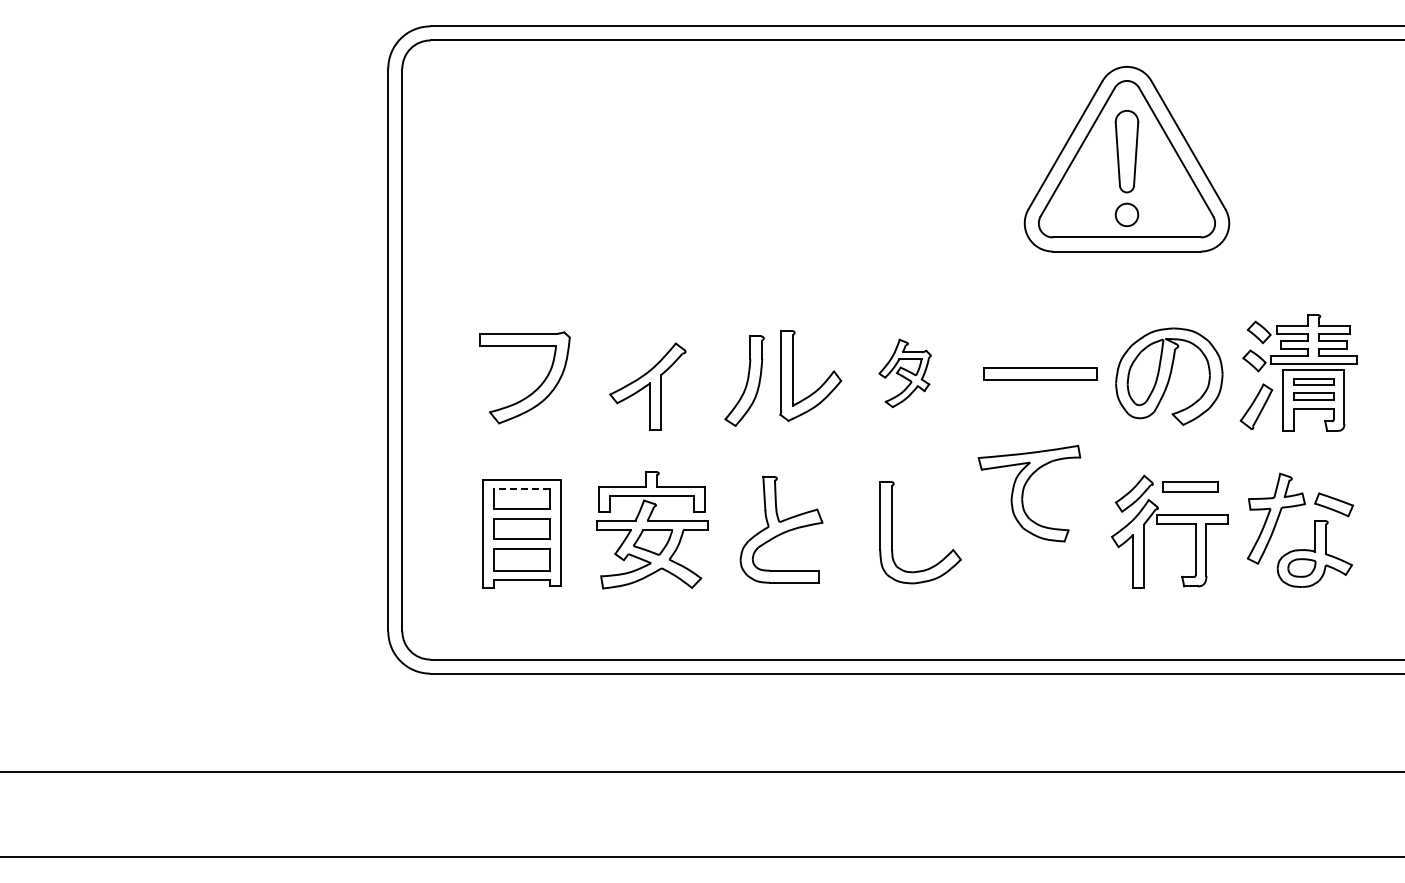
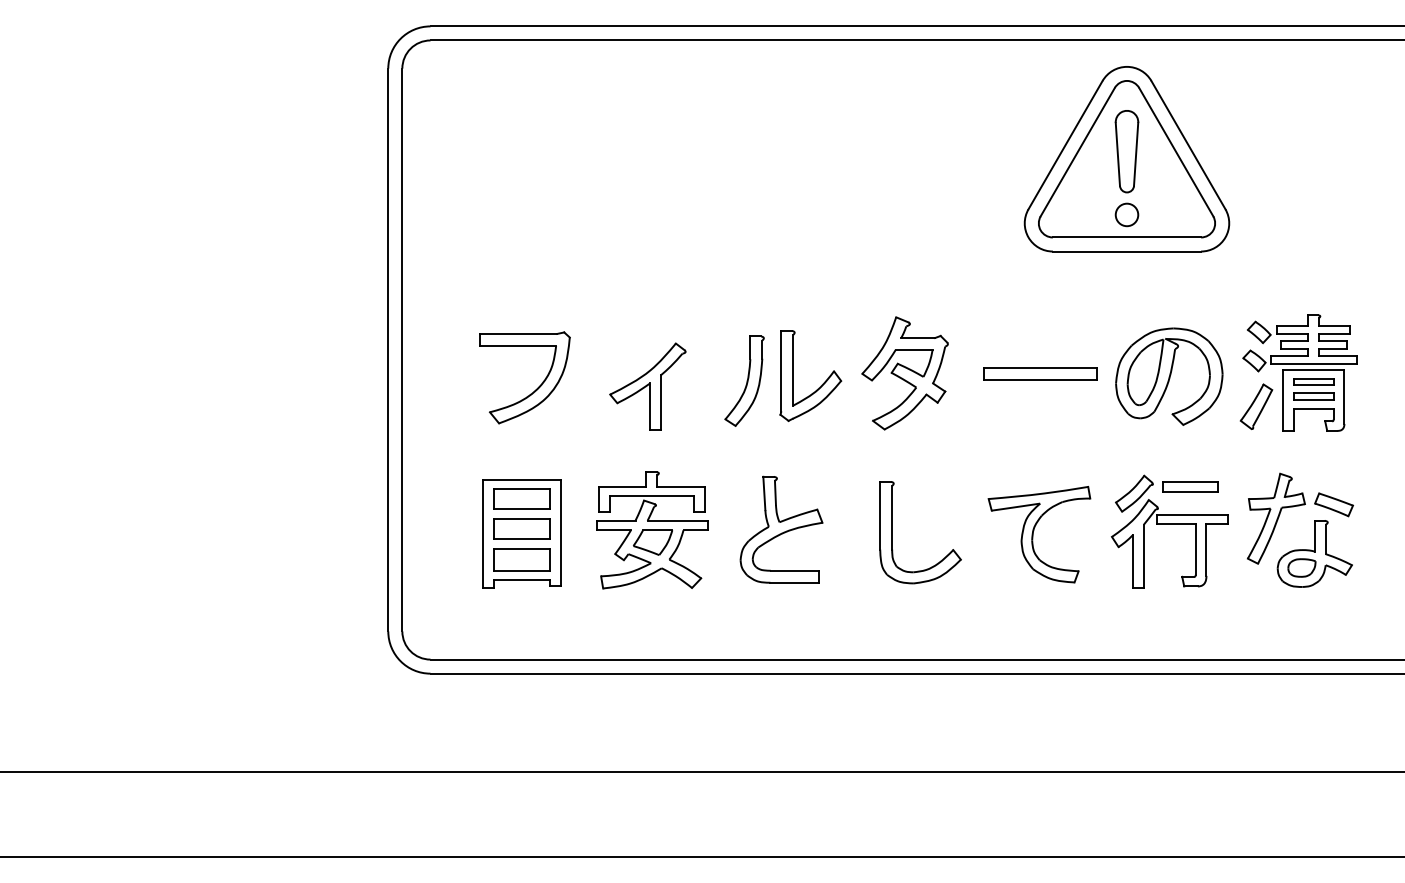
part size: 54x71 px -> 88x115 px (904, 373)
line: dashed -> solid (521, 489)
part position: (1029, 493) -> (1039, 534) (1039, 534)
